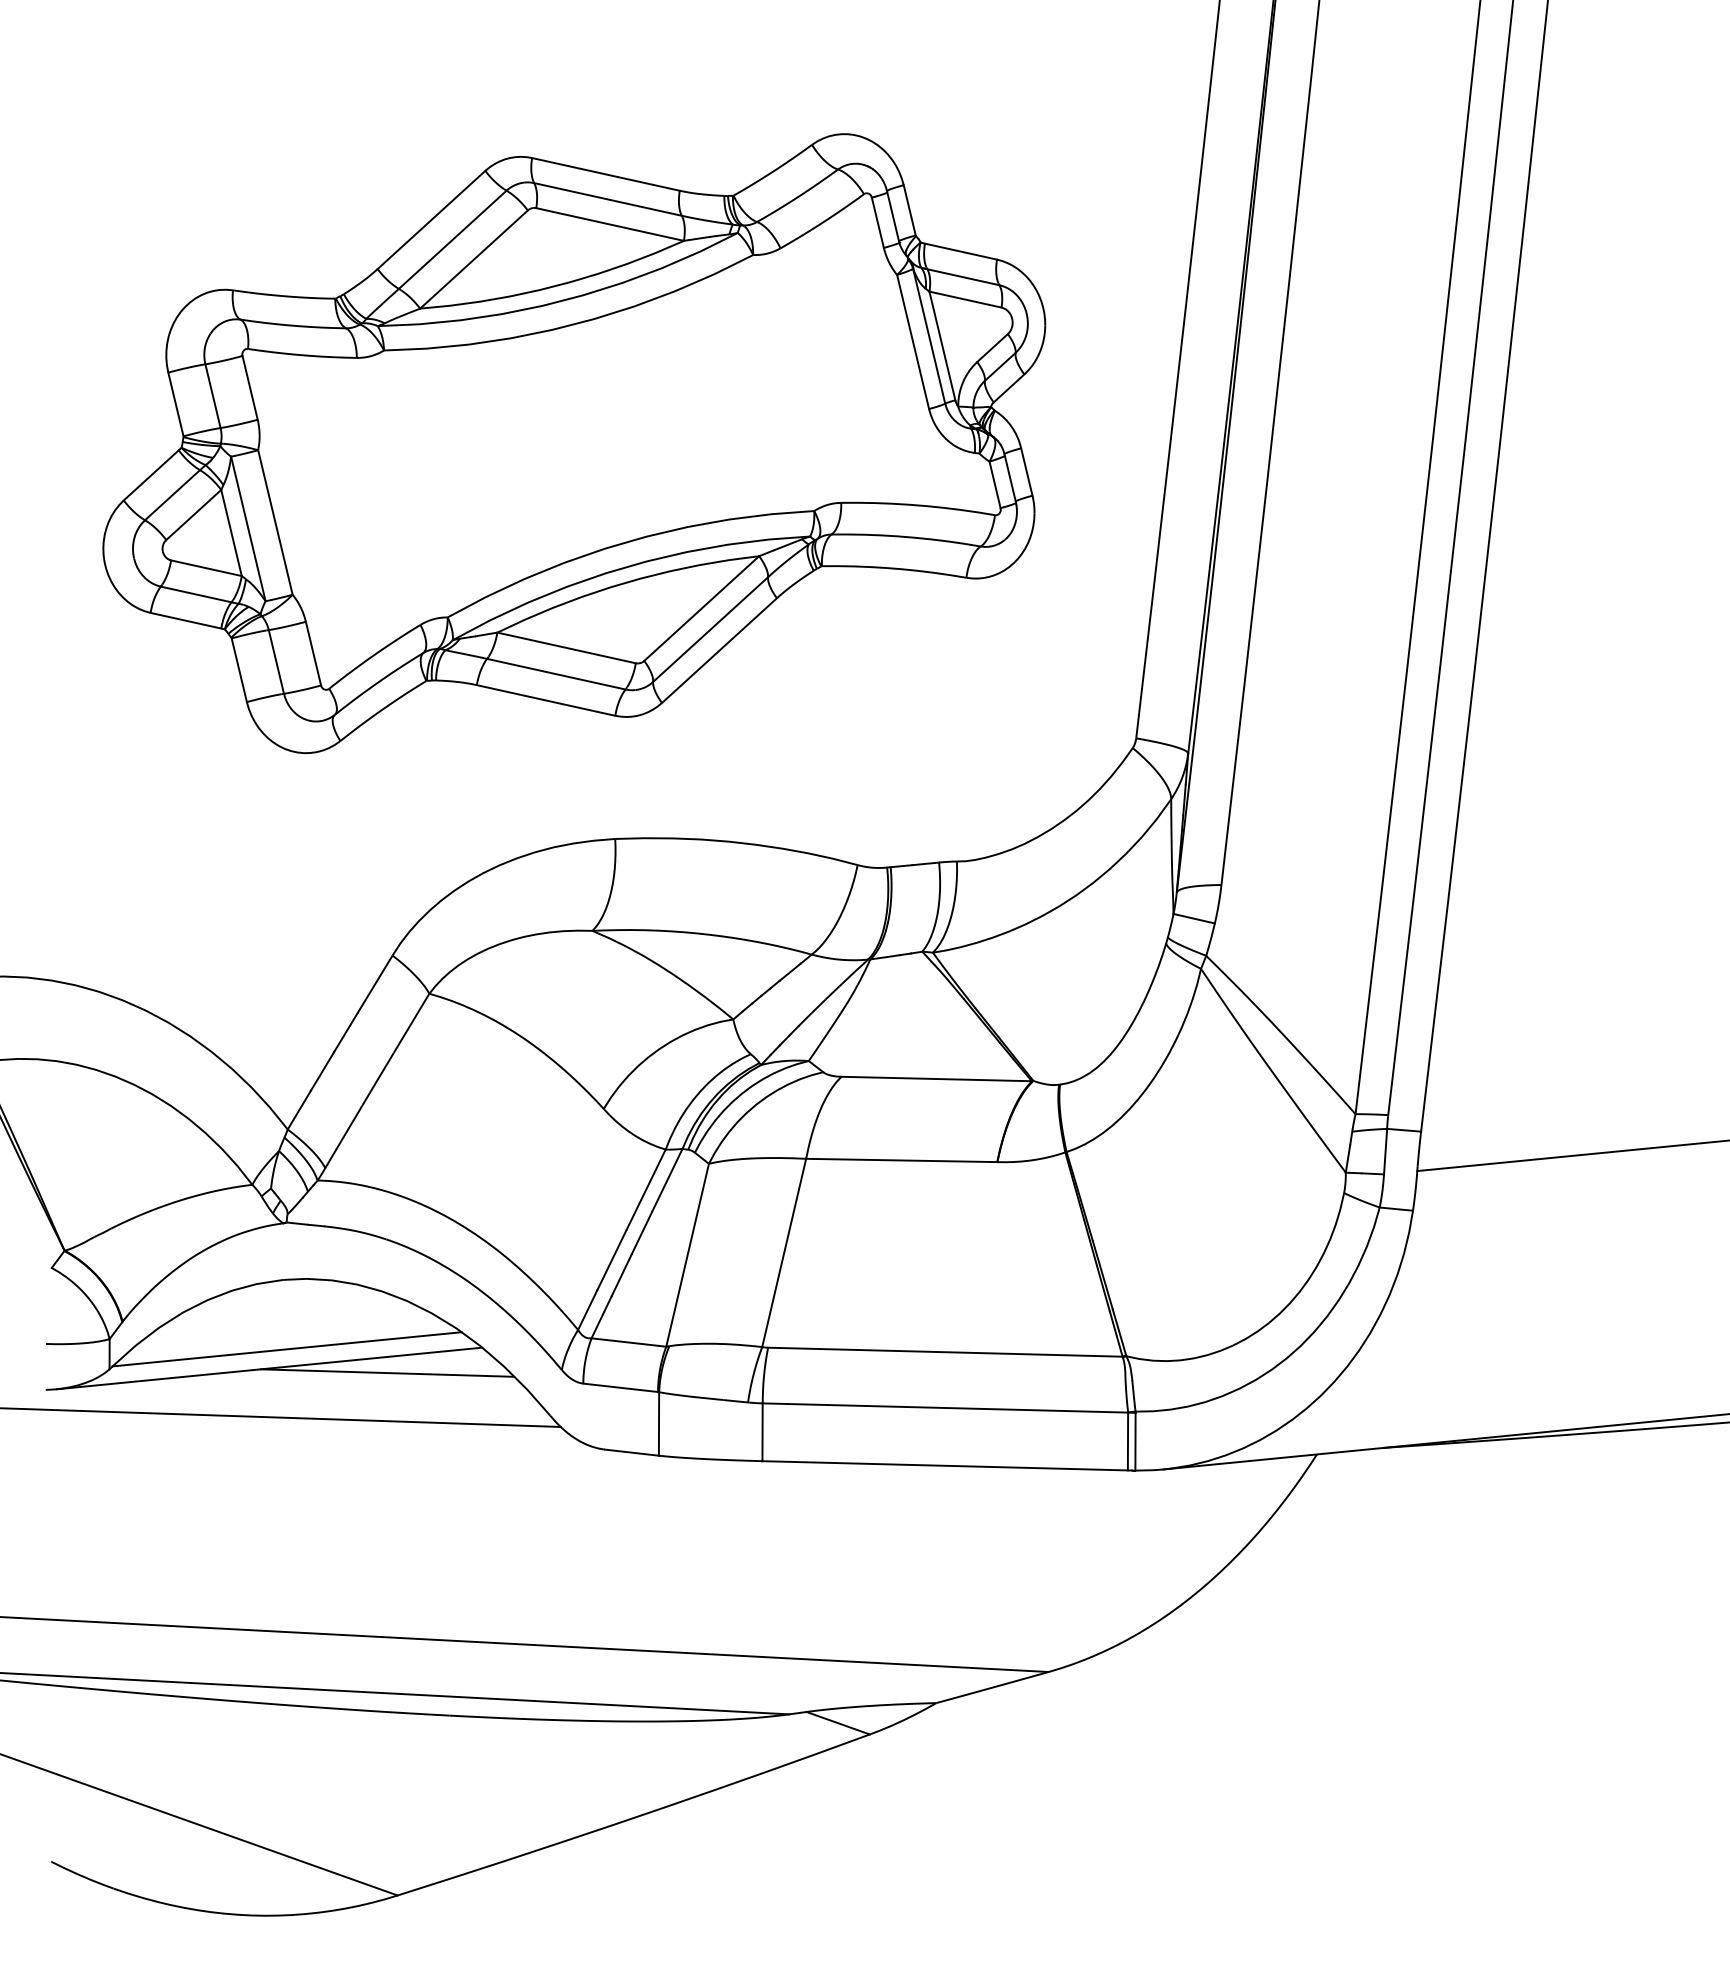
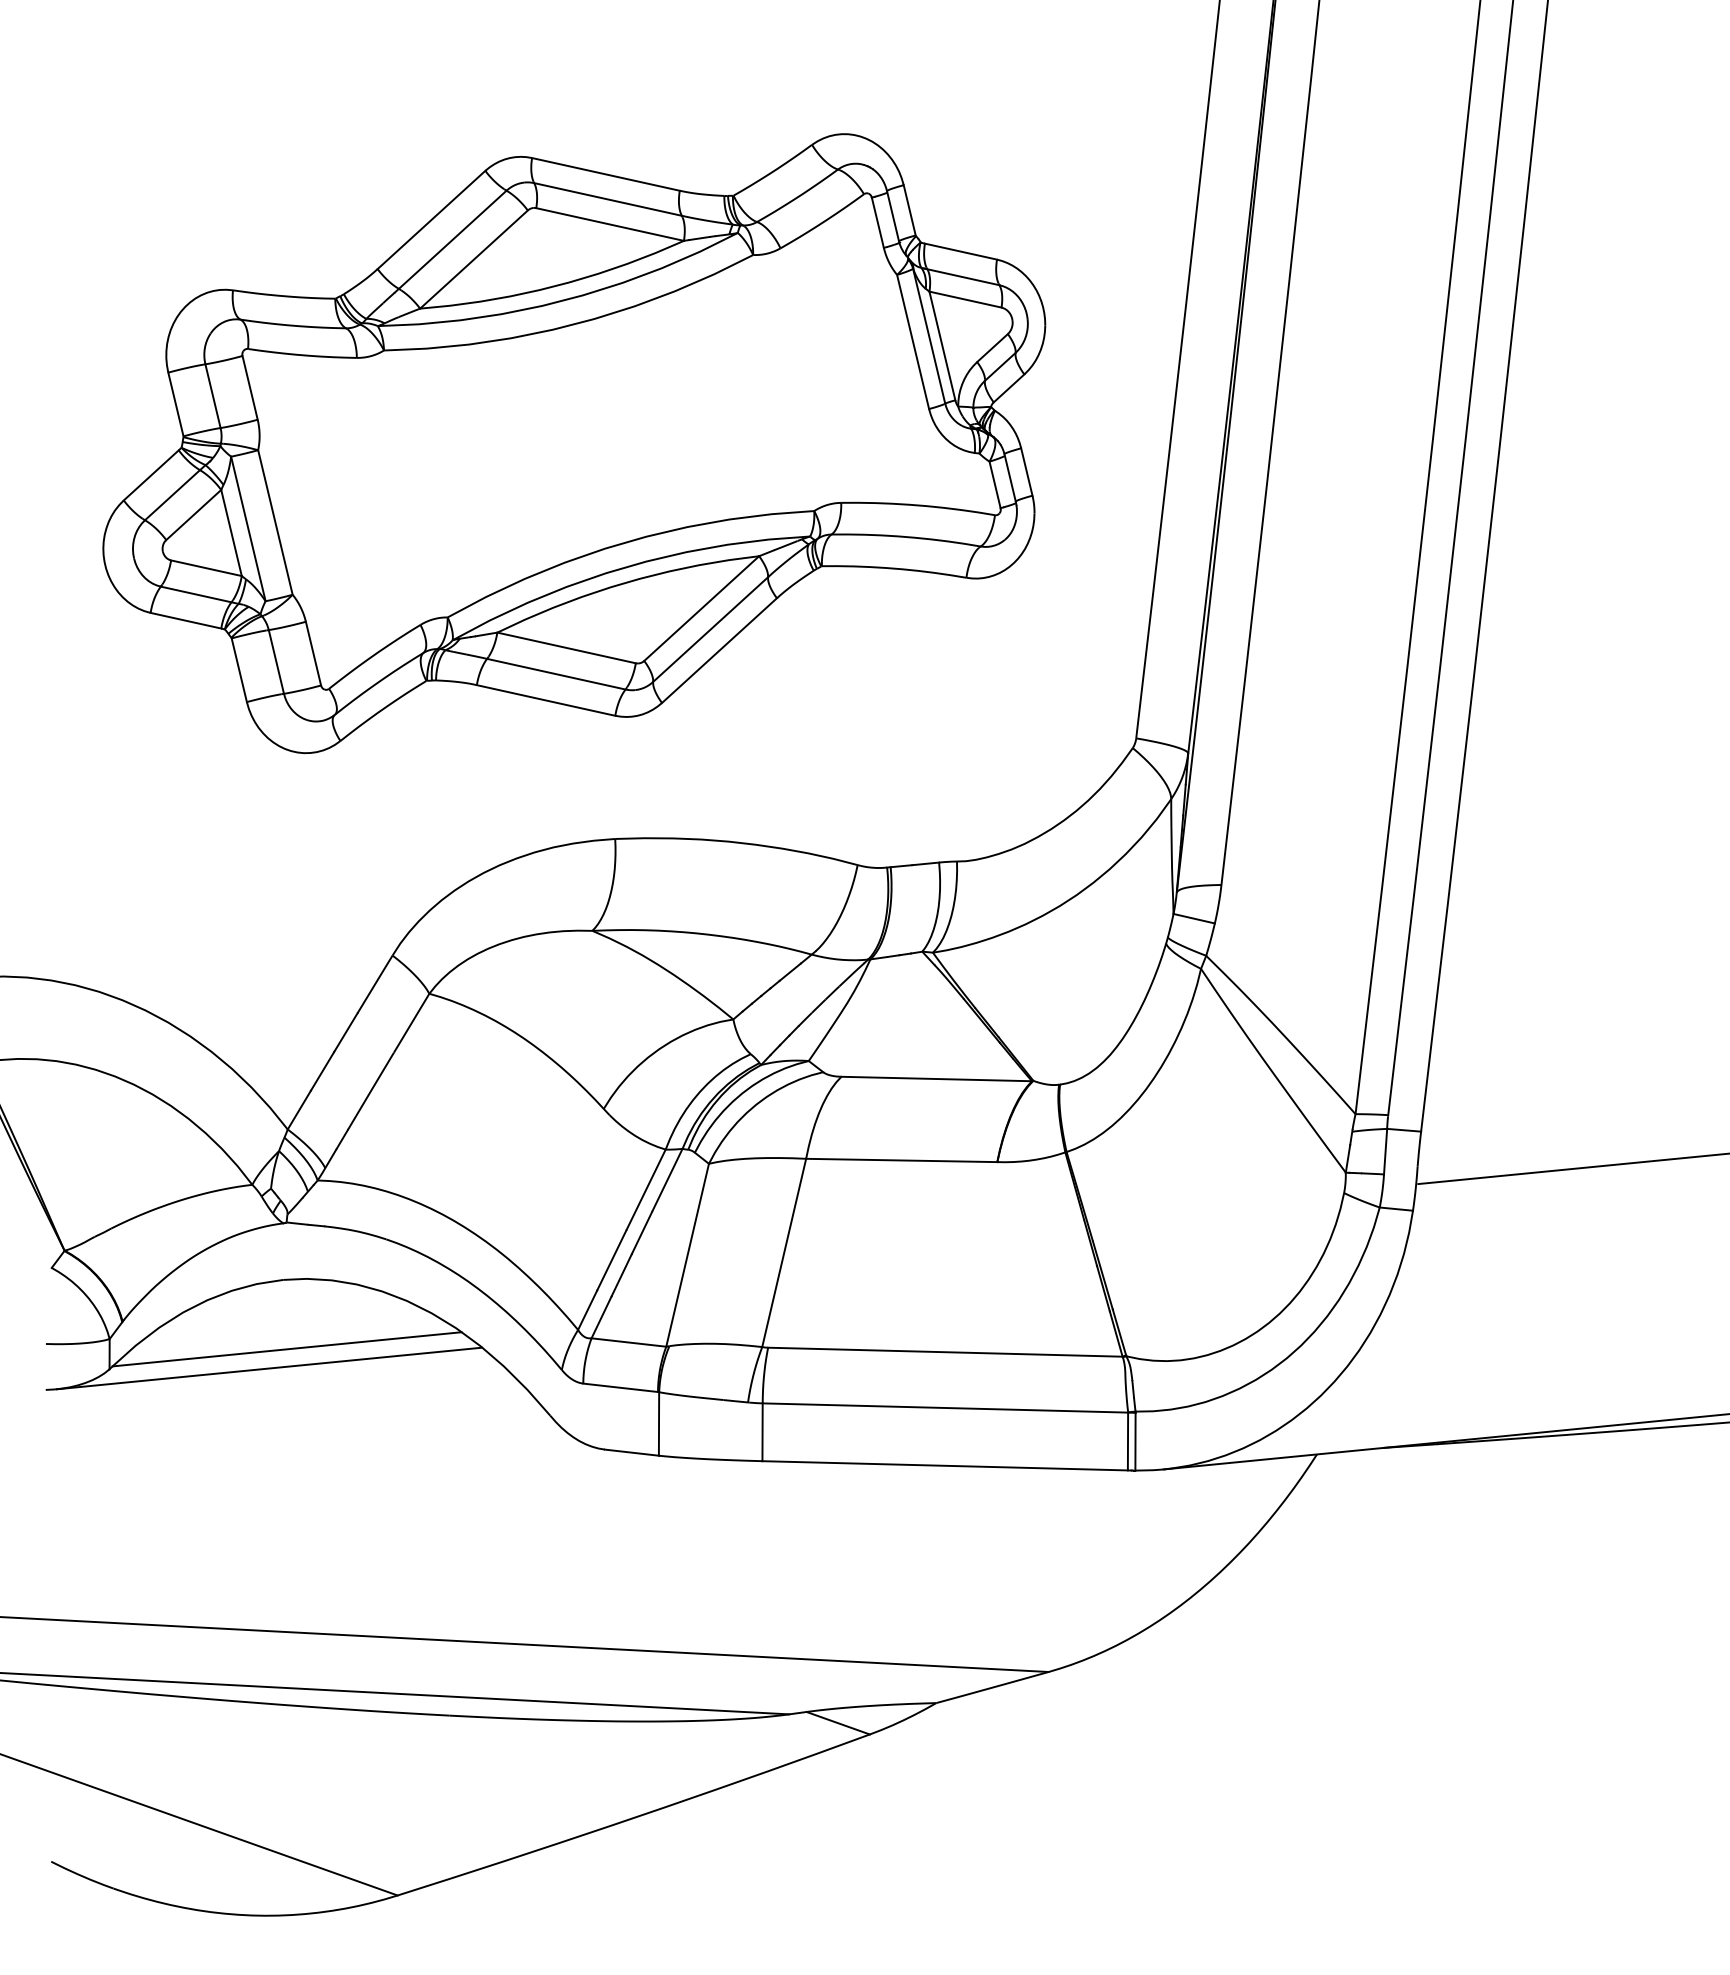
line position: (1571, 1155) -> (1572, 1168) (1572, 1168)
line: present -> none (387, 1372)
line: present -> none (281, 1417)
